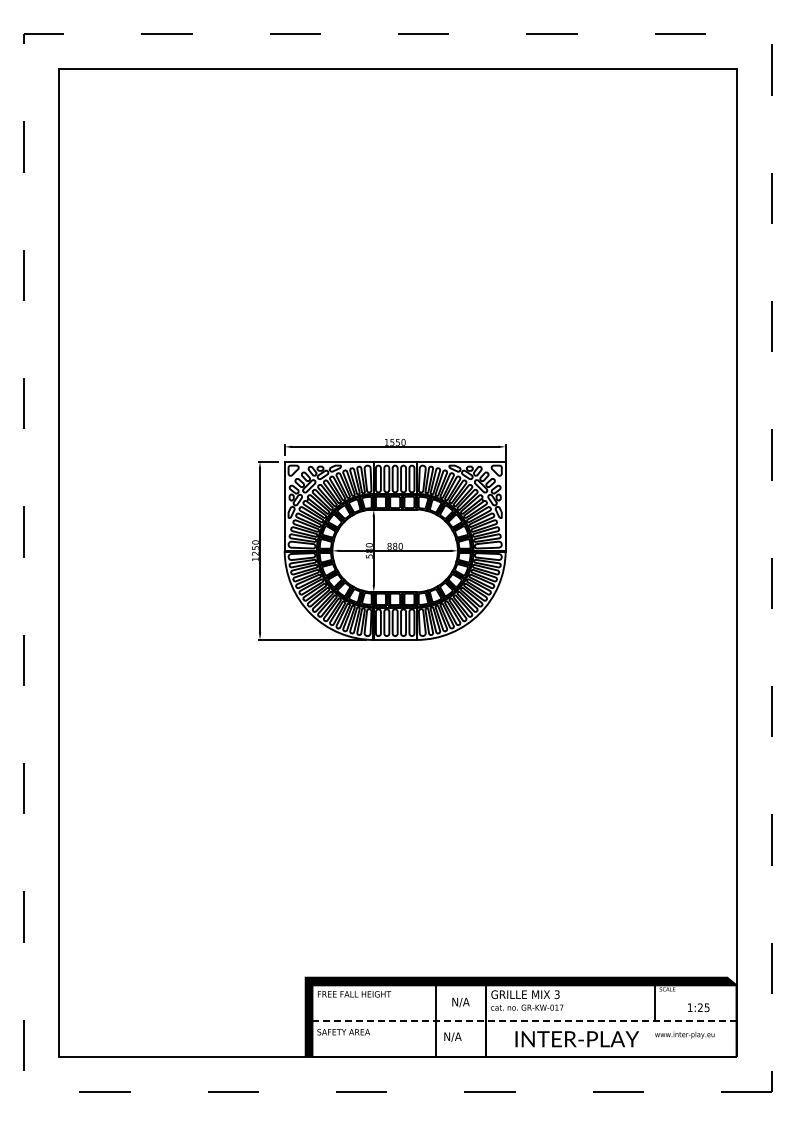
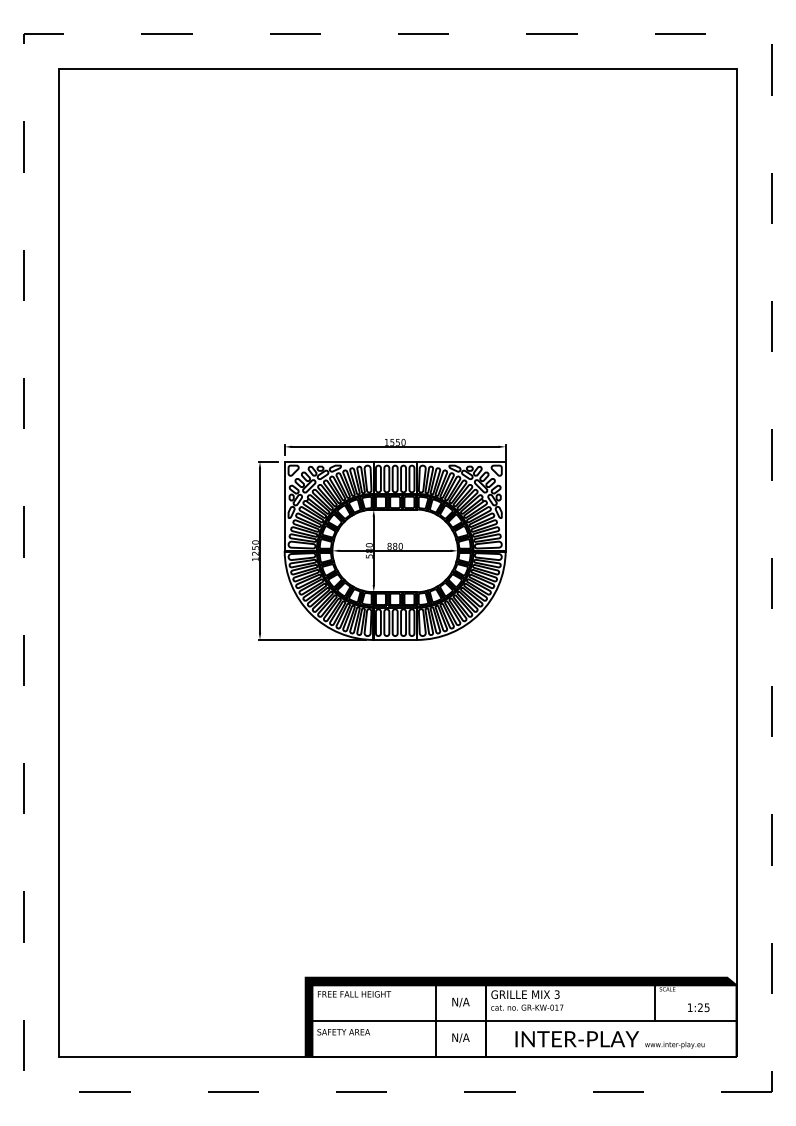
line: dashed -> solid (524, 1020)
text position: (684, 1034) -> (674, 1044) (674, 1044)
text position: (452, 1036) -> (460, 1037) (460, 1037)
